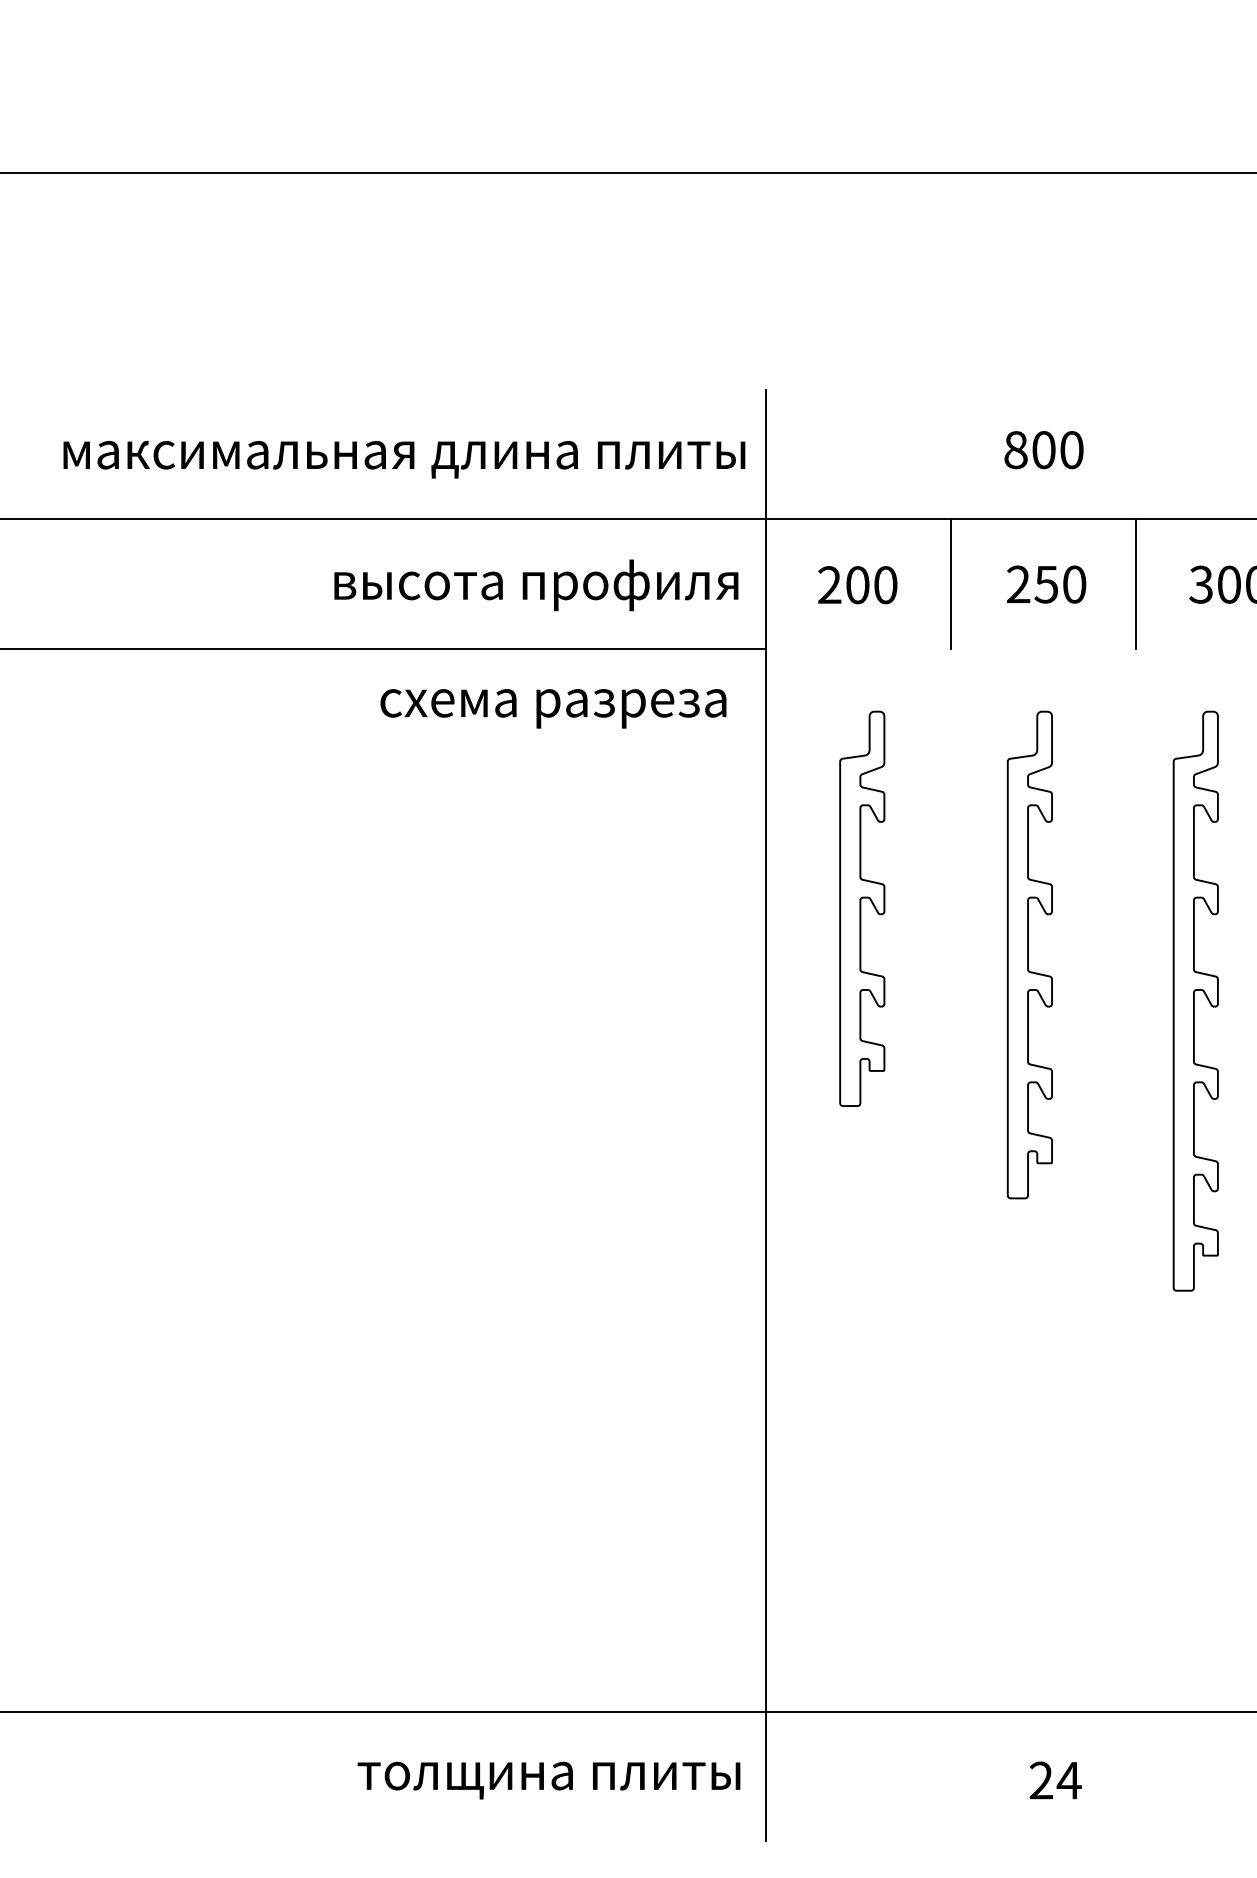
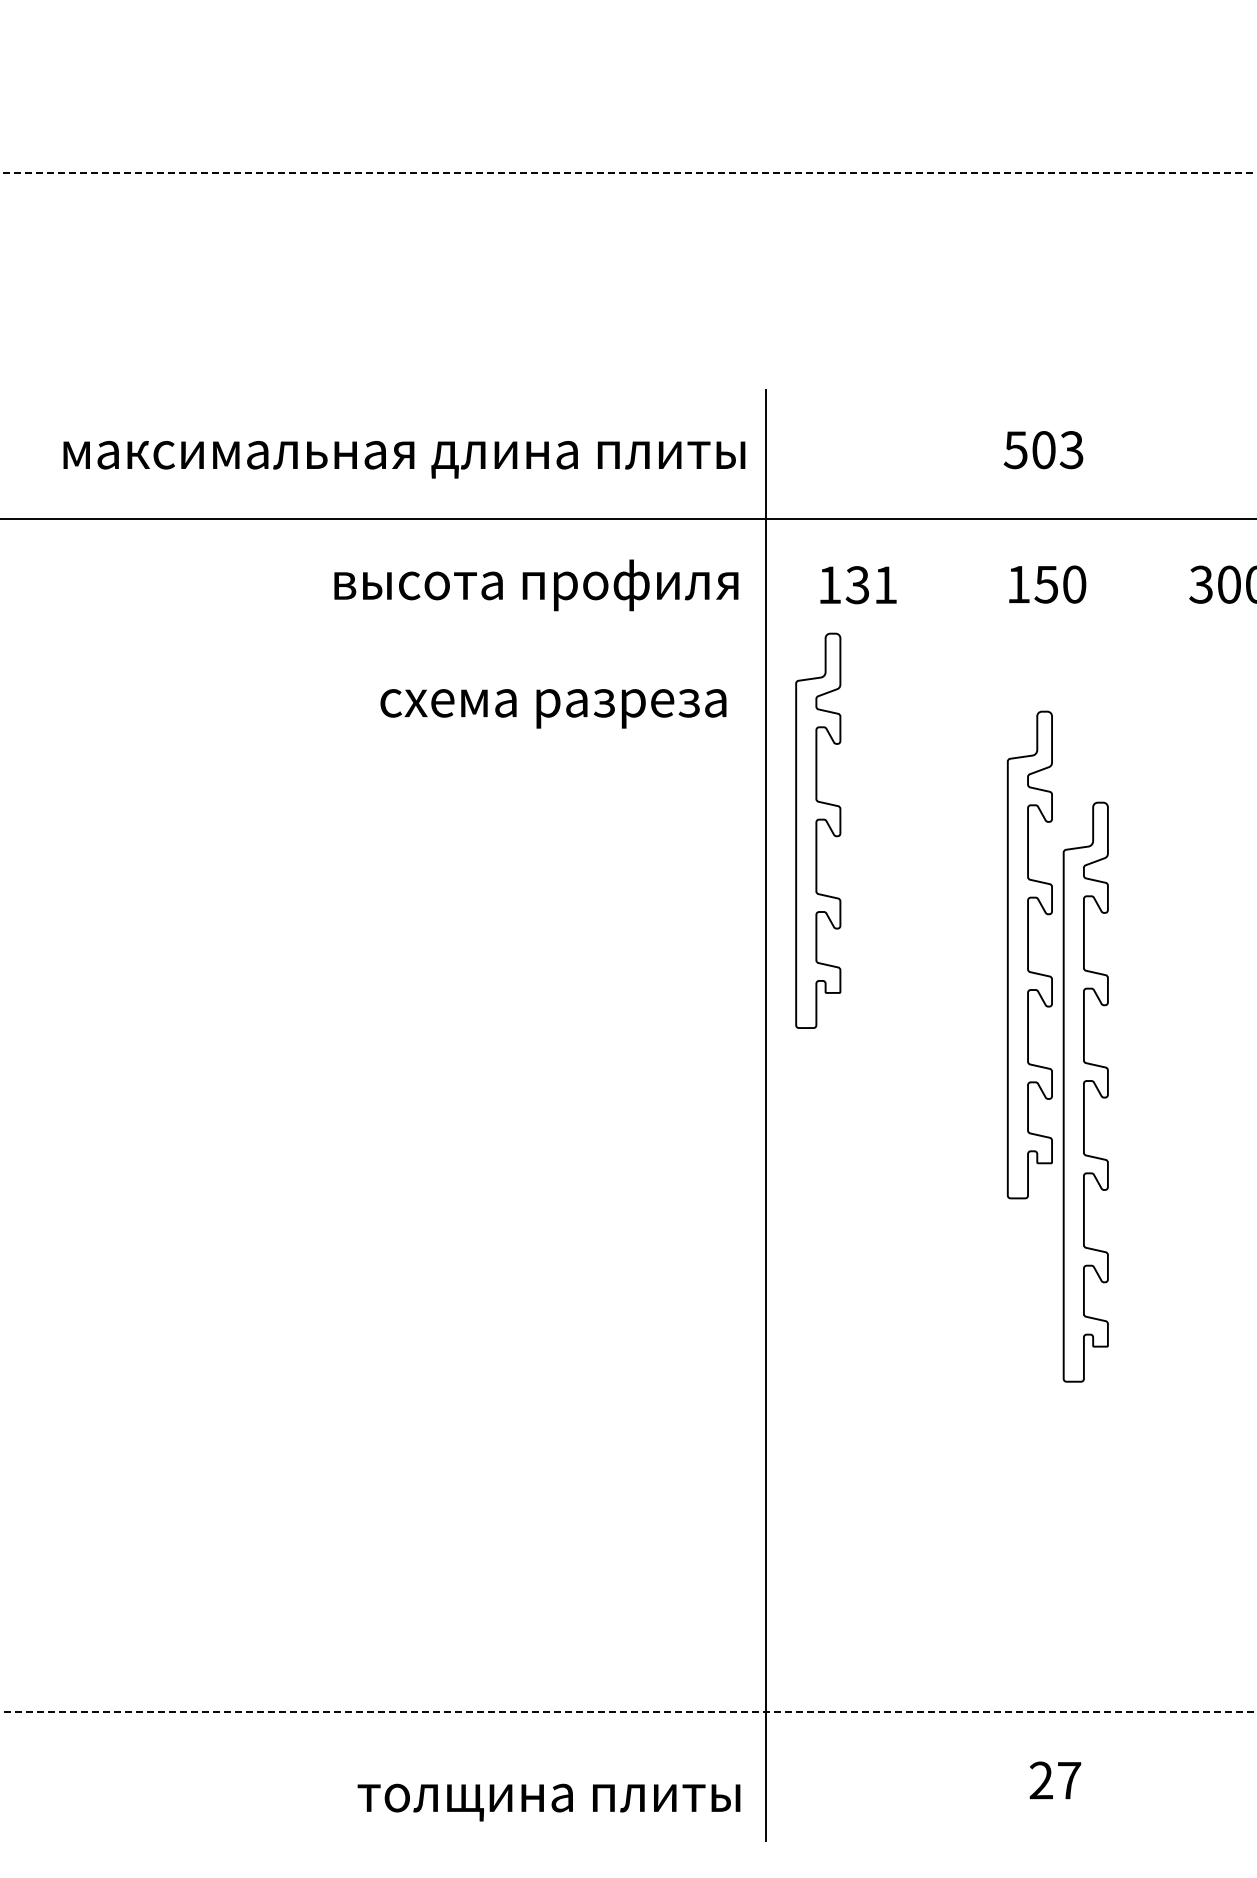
line: solid -> dashed (628, 173)
text: 800 -> 503 (1043, 450)
line: present -> none (951, 583)
line: present -> none (1135, 583)
text: 250 -> 150 (1018, 584)
text: 200 -> 131 (857, 585)
line: present -> none (384, 648)
part position: (862, 908) -> (818, 830) (818, 830)
part position: (1195, 1000) -> (1085, 1091) (1085, 1091)
line: solid -> dashed (627, 1712)
text position: (548, 1780) -> (548, 1802) (548, 1802)
text: 24 -> 27 (1068, 1780)
